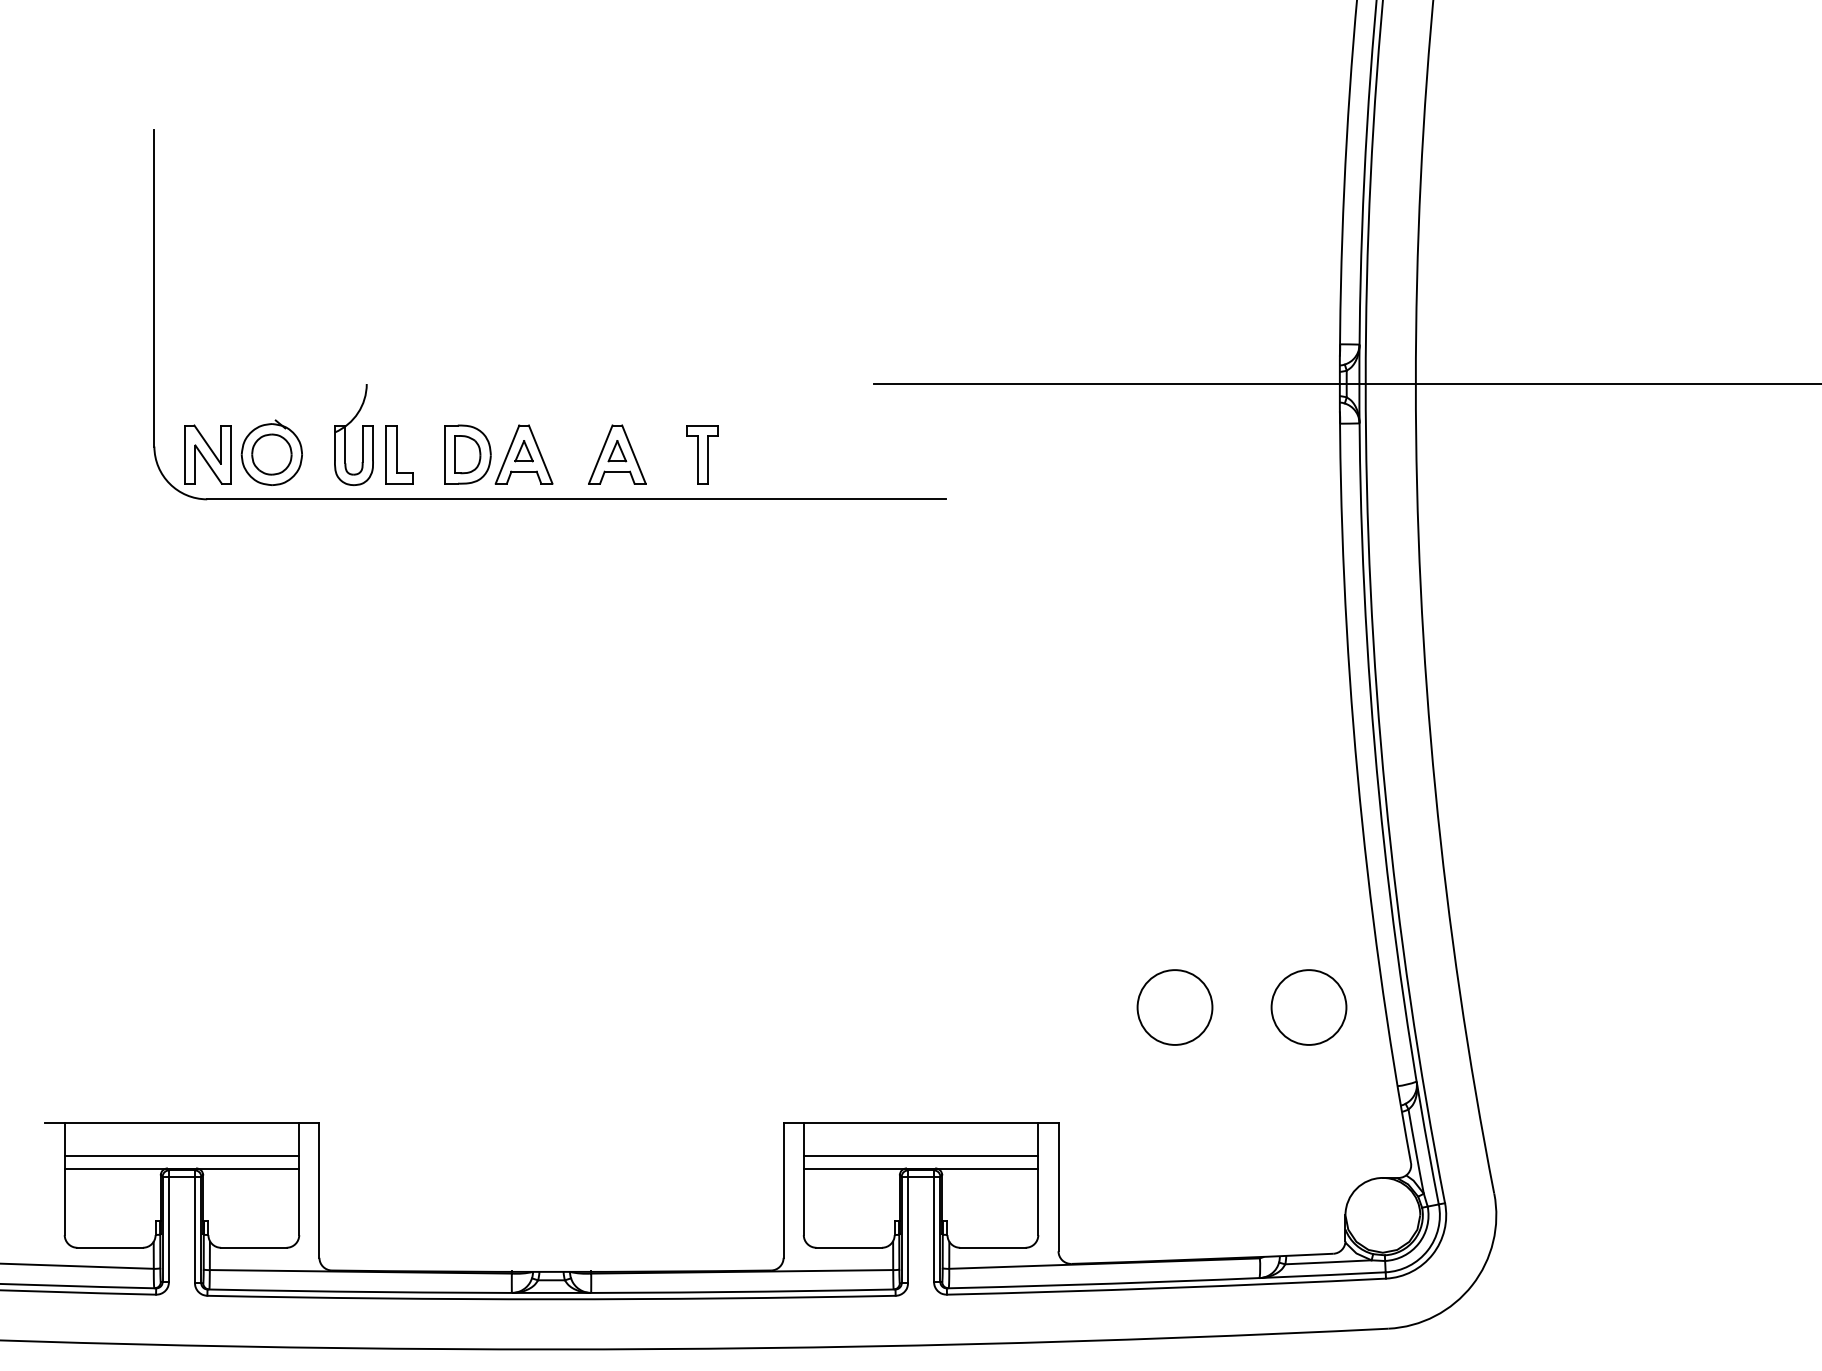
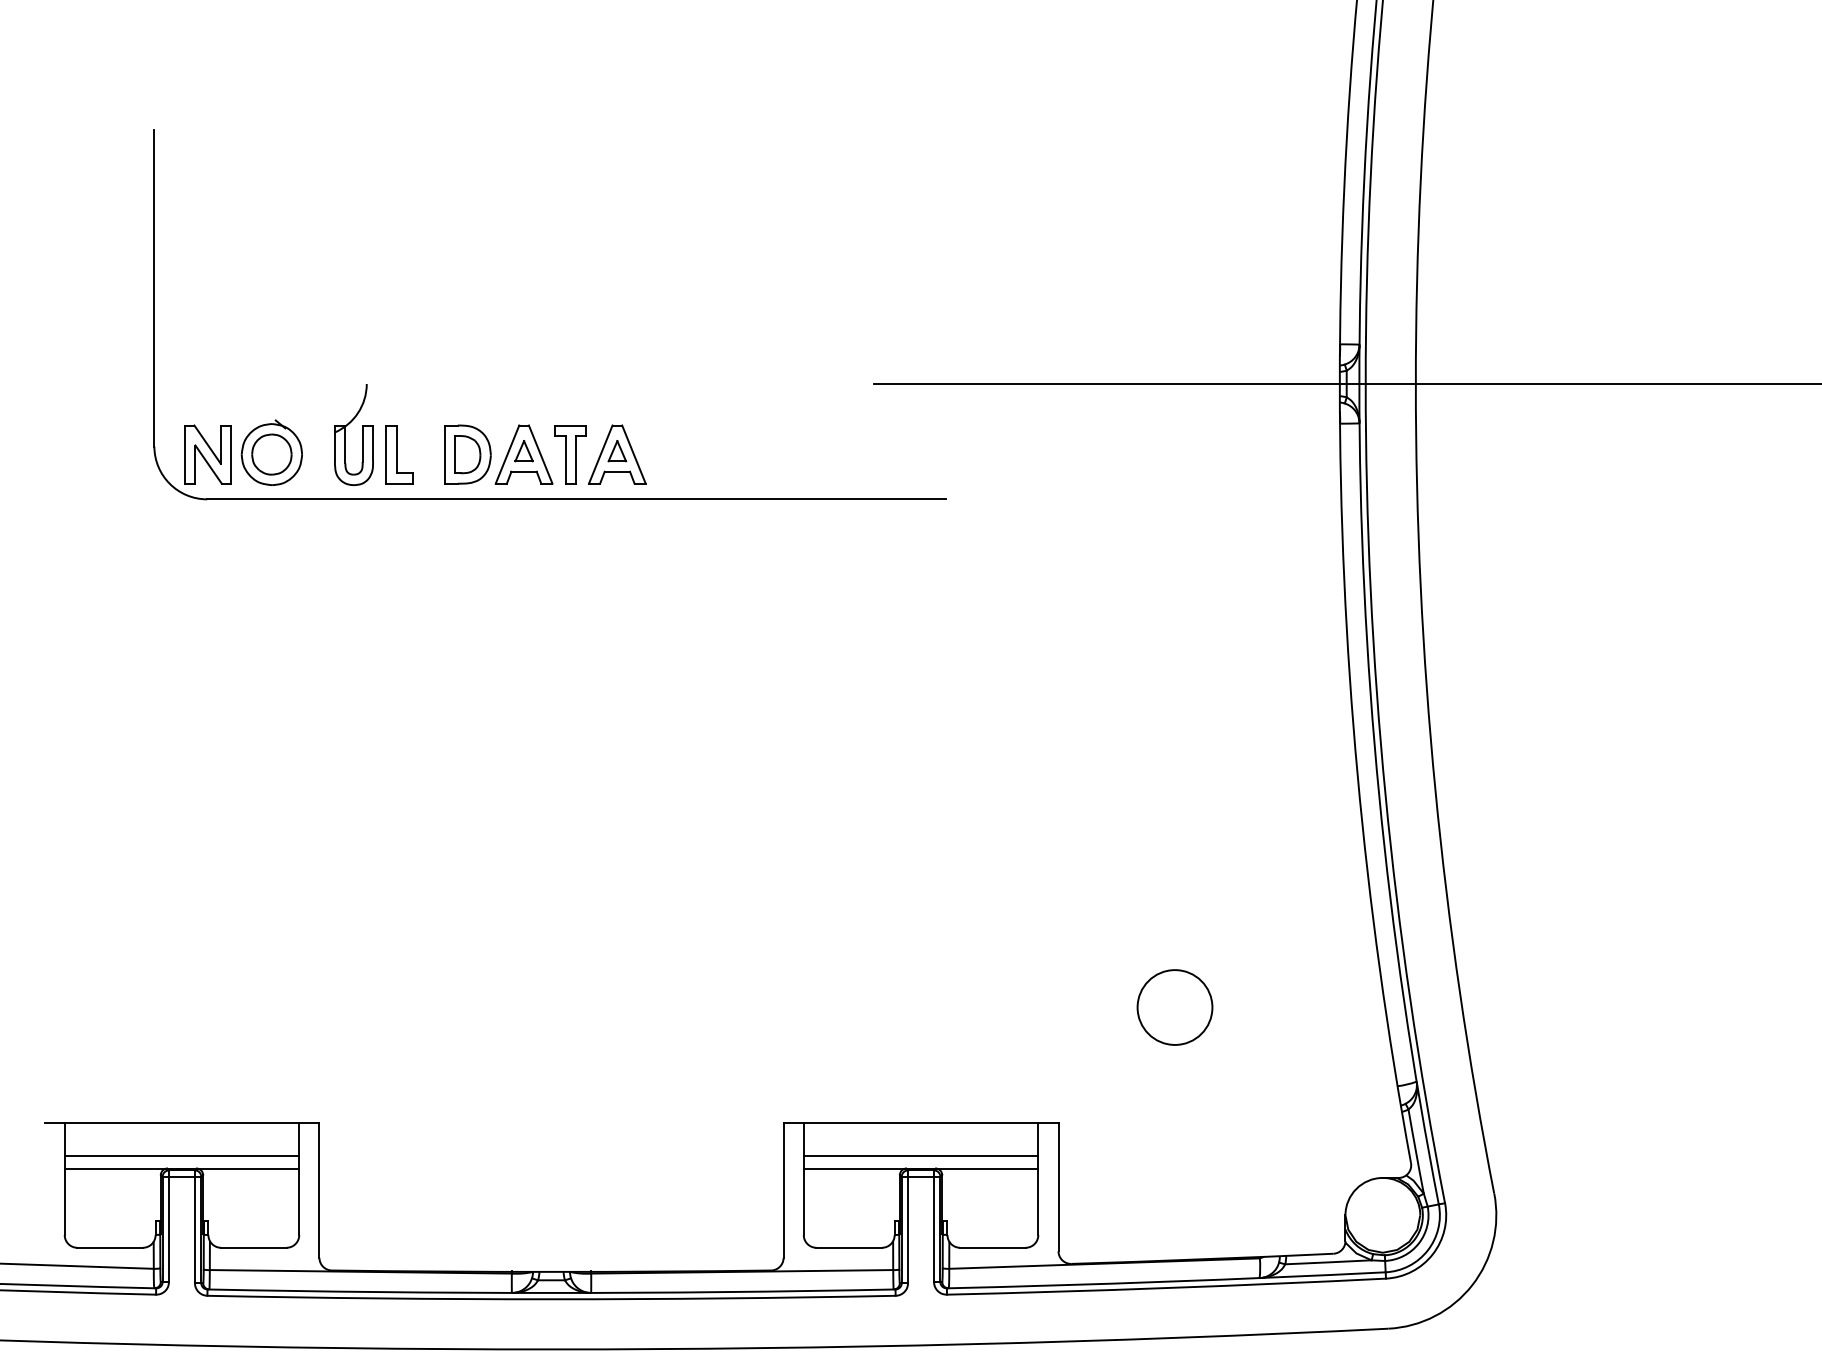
part position: (702, 454) -> (570, 454) (570, 454)
circle: present -> none (1308, 1007)
